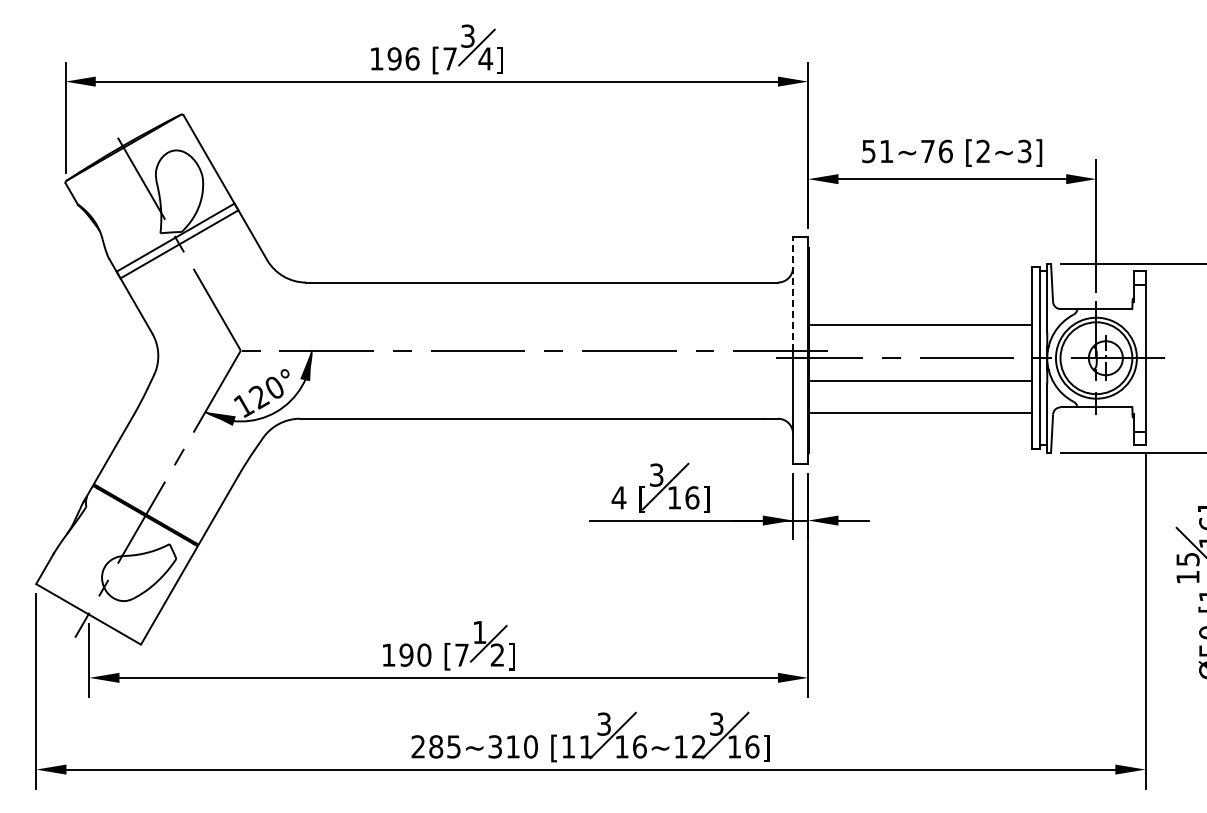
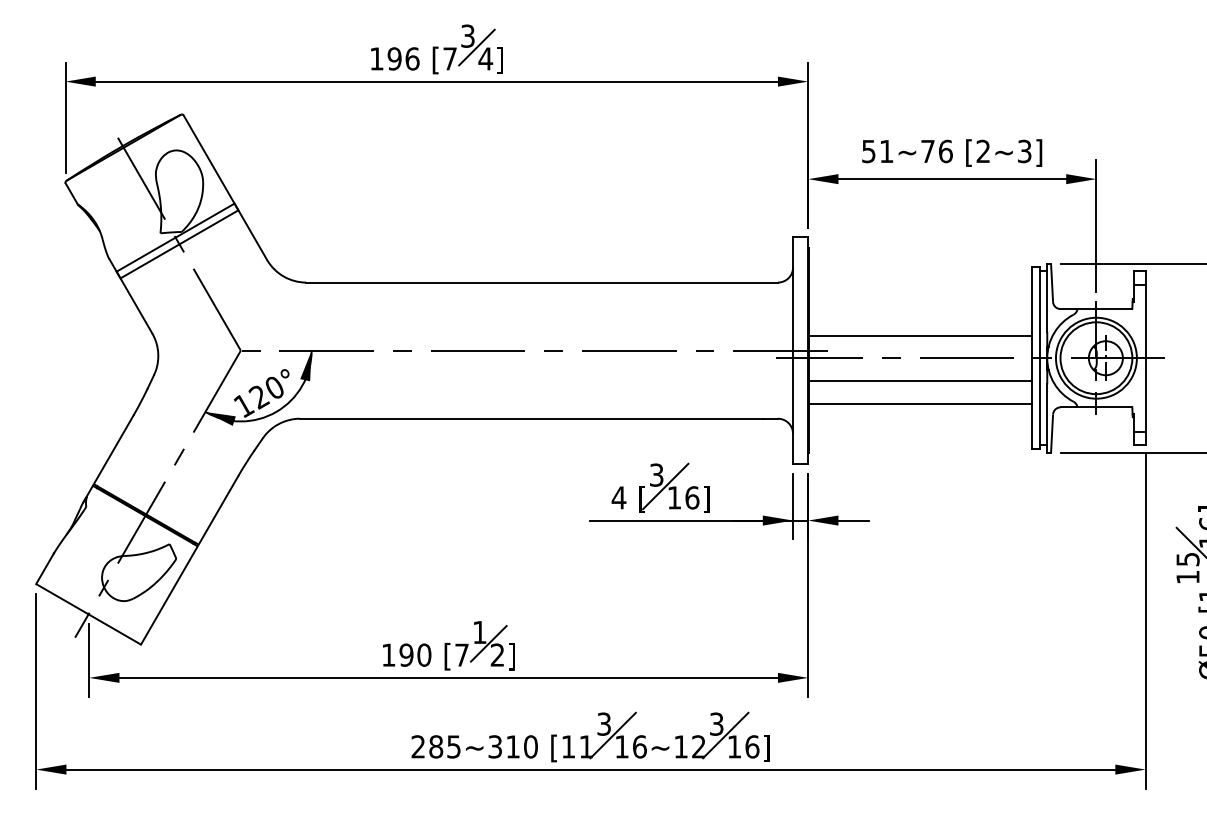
line: dashed -> solid (793, 293)
line position: (920, 324) -> (920, 335) (920, 335)
line position: (920, 412) -> (920, 403) (920, 403)
